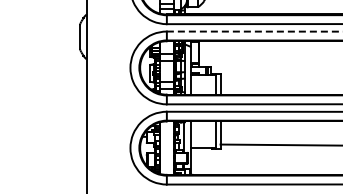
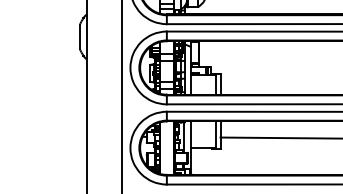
line: dashed -> solid (254, 31)
line: none -> present (122, 96)
line position: (279, 144) -> (279, 137) (279, 137)
